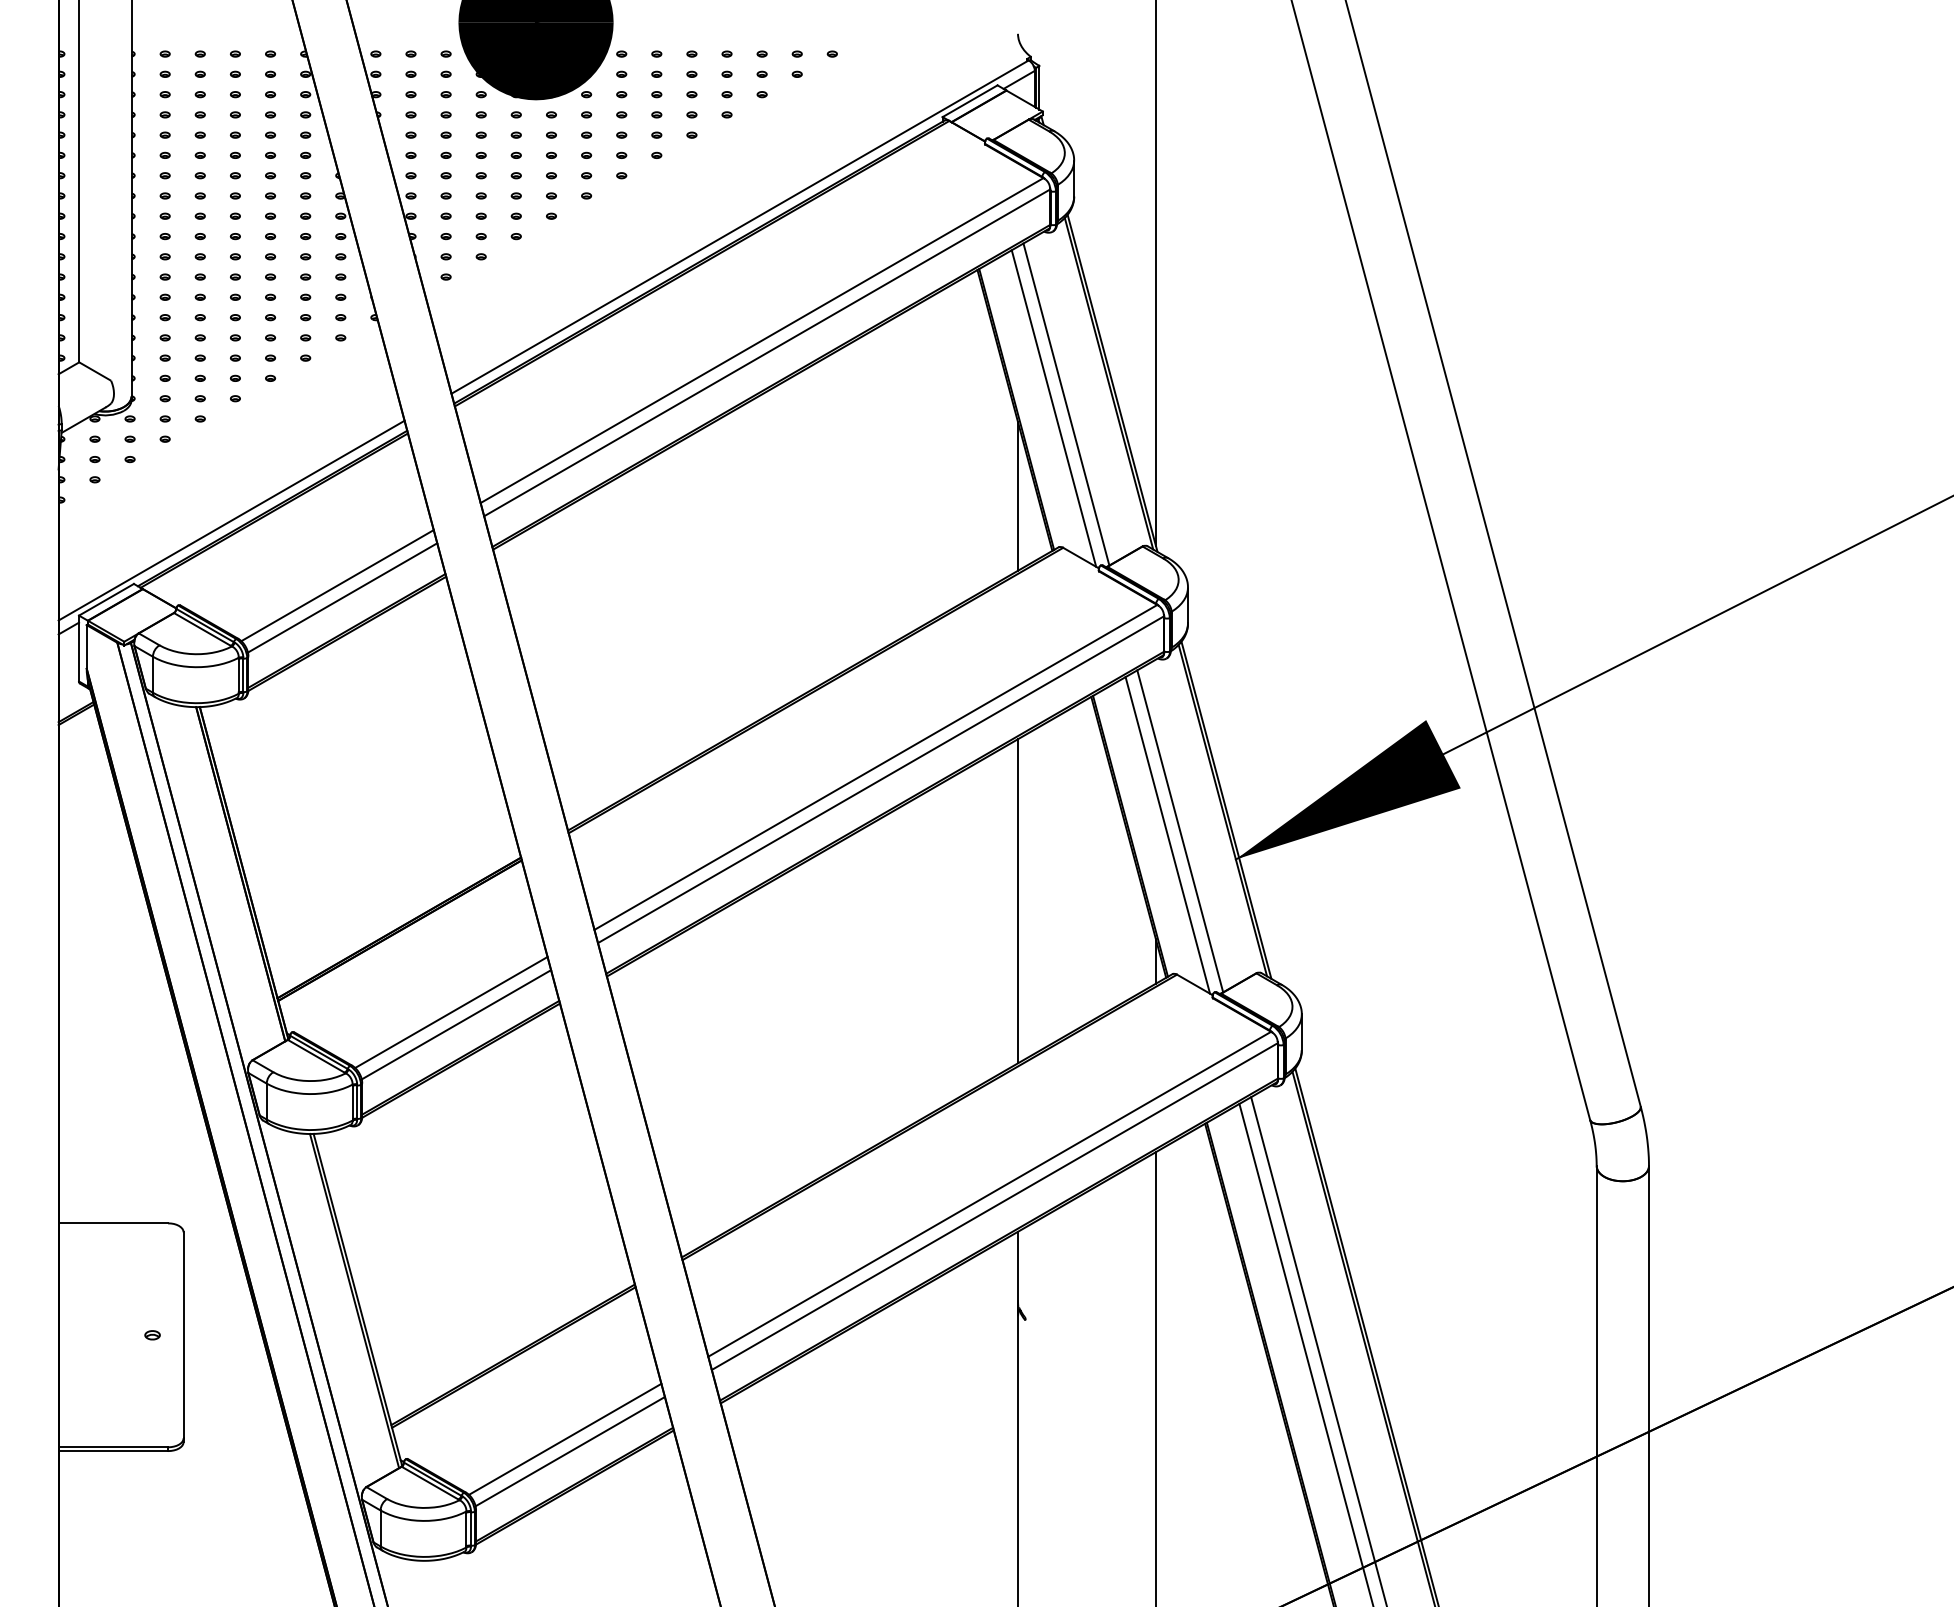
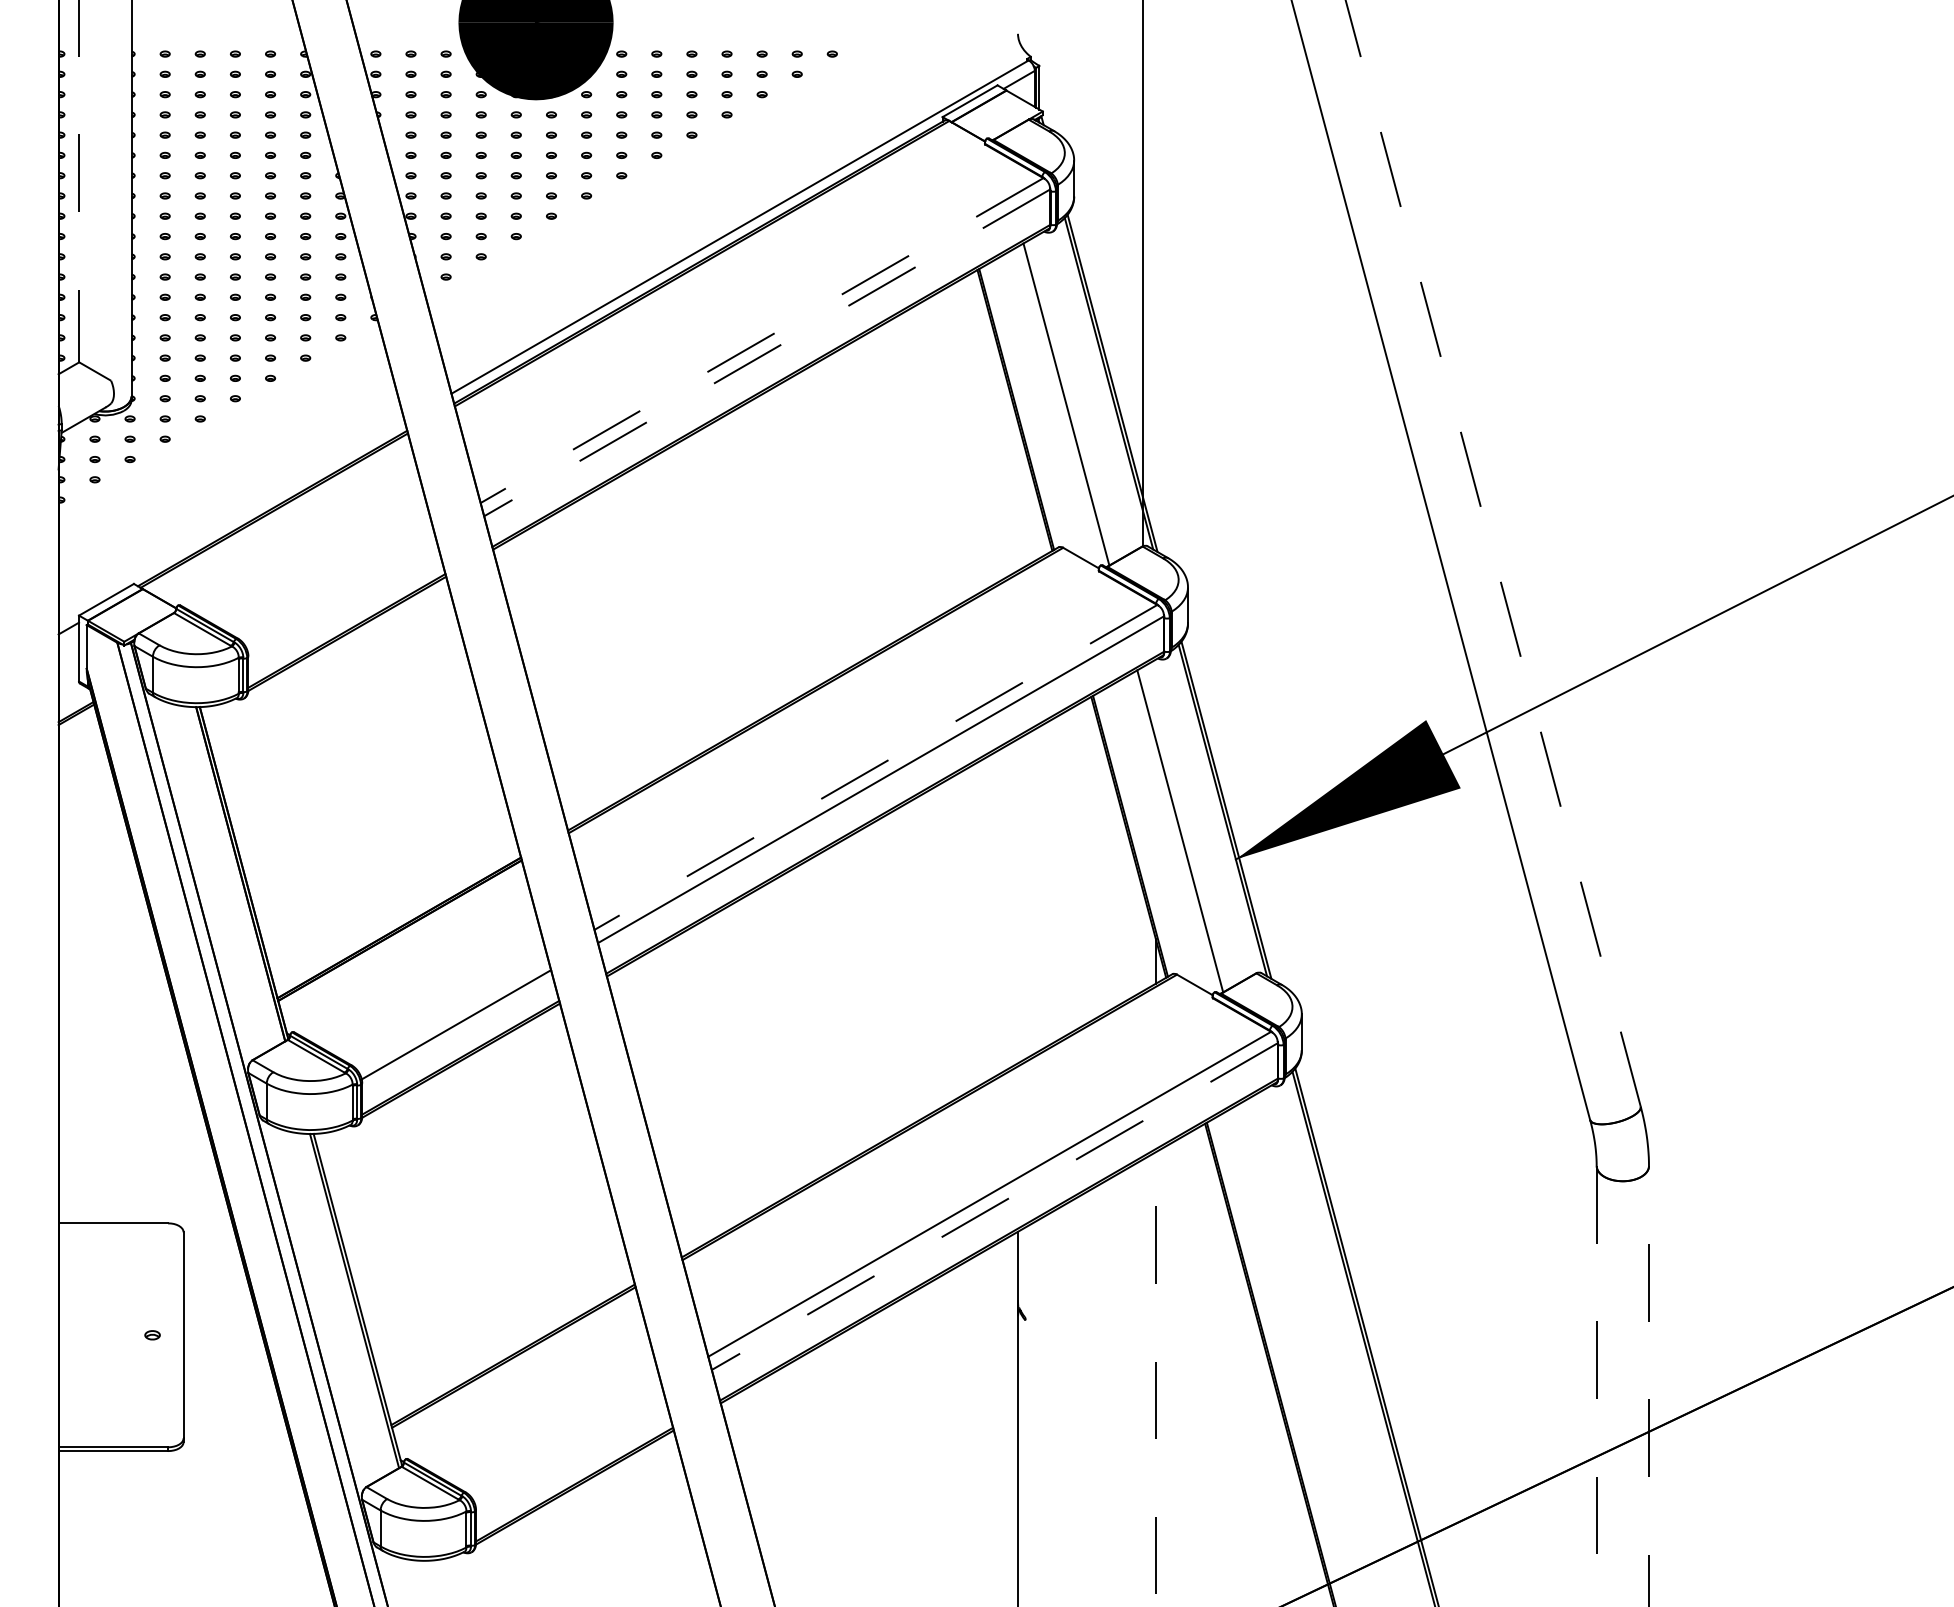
line: solid -> dashed (79, 181)
line position: (1155, 273) -> (1142, 273) (1142, 273)
line: solid -> dashed (762, 340)
line: solid -> dashed (767, 352)
line: present -> none (1053, 408)
line: present -> none (1017, 496)
line: present -> none (231, 520)
line: solid -> dashed (1493, 553)
line: present -> none (337, 585)
line: present -> none (342, 597)
line: solid -> dashed (875, 767)
line: present -> none (1167, 835)
line: present -> none (1017, 901)
line: present -> none (451, 1012)
line: solid -> dashed (994, 1206)
line: present -> none (1318, 1350)
line: present -> none (1305, 1353)
line: solid -> dashed (1155, 1379)
line: solid -> dashed (1596, 1386)
line: solid -> dashed (1648, 1386)
line: present -> none (565, 1438)
line: present -> none (569, 1451)
